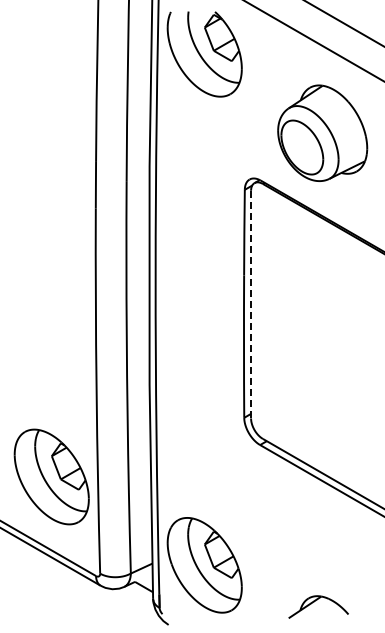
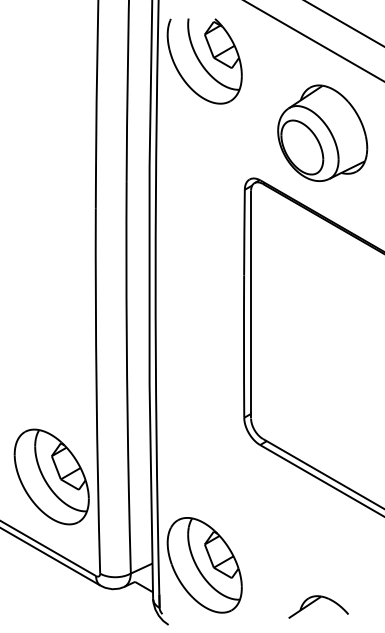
part position: (204, 54) -> (204, 61) (204, 61)
line: dashed -> solid (251, 304)
